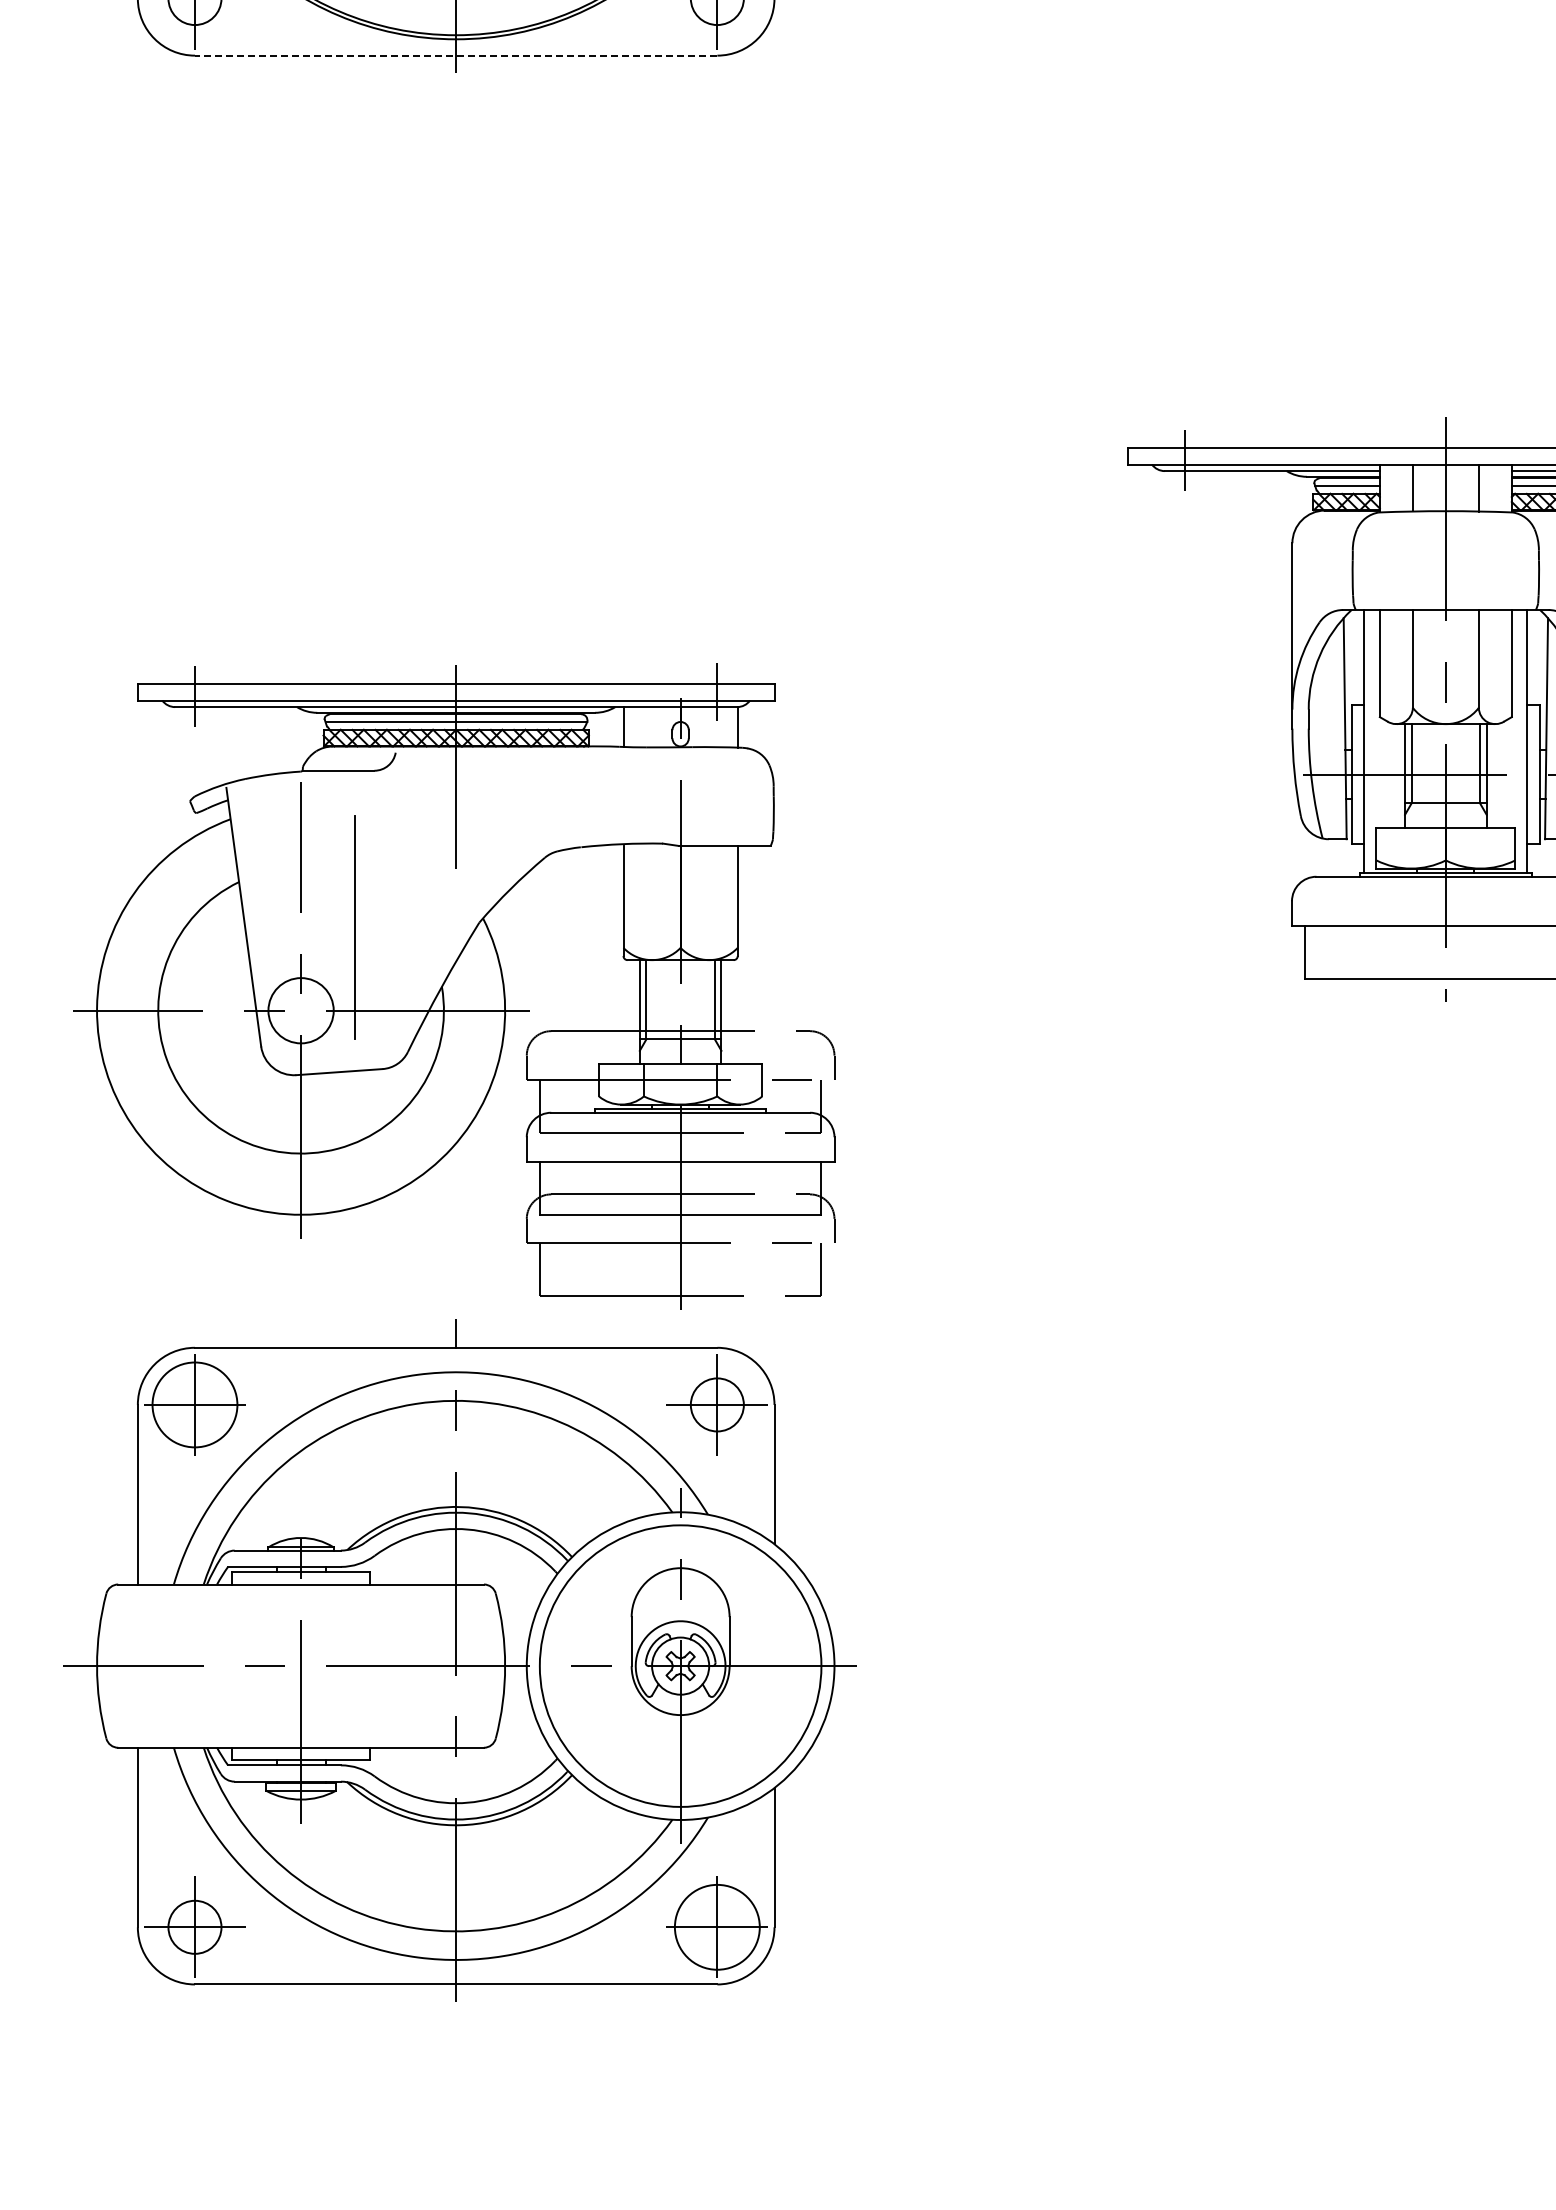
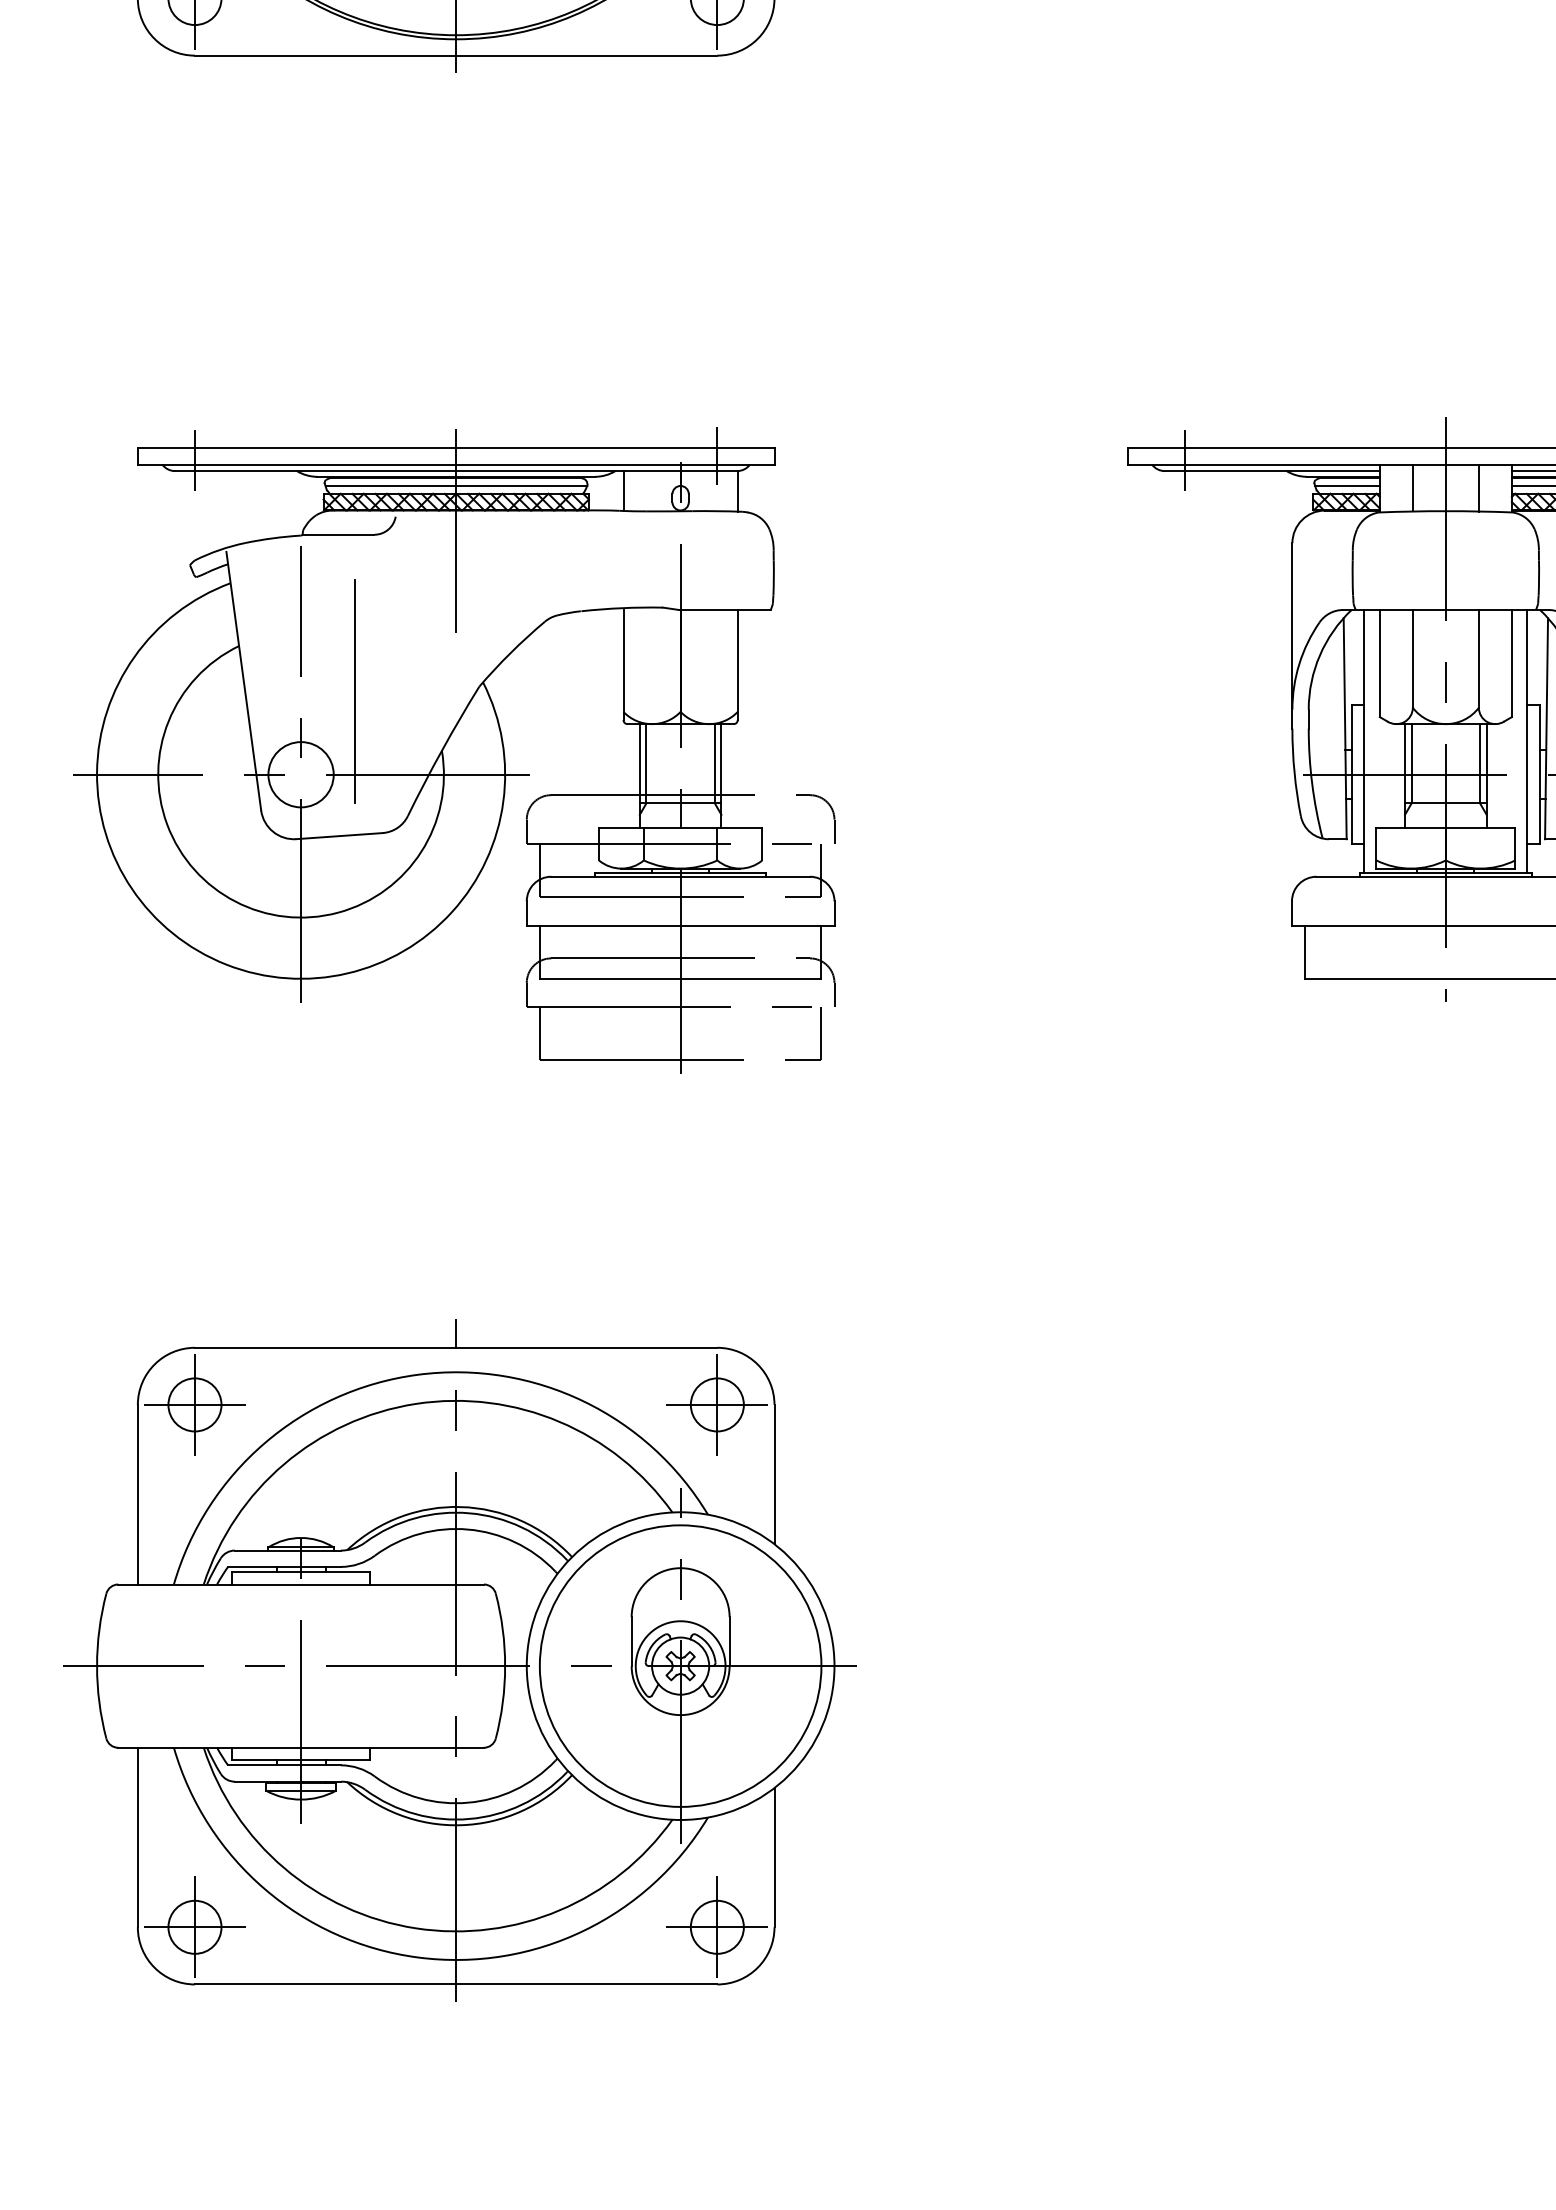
line: dashed -> solid (455, 55)
part position: (454, 986) -> (454, 750) (454, 750)
circle diameter: 85 px -> 53 px (194, 1404)
circle diameter: 85 px -> 53 px (716, 1926)
